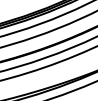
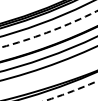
arc: solid -> dashed (48, 32)
arc: solid -> dashed (72, 91)
